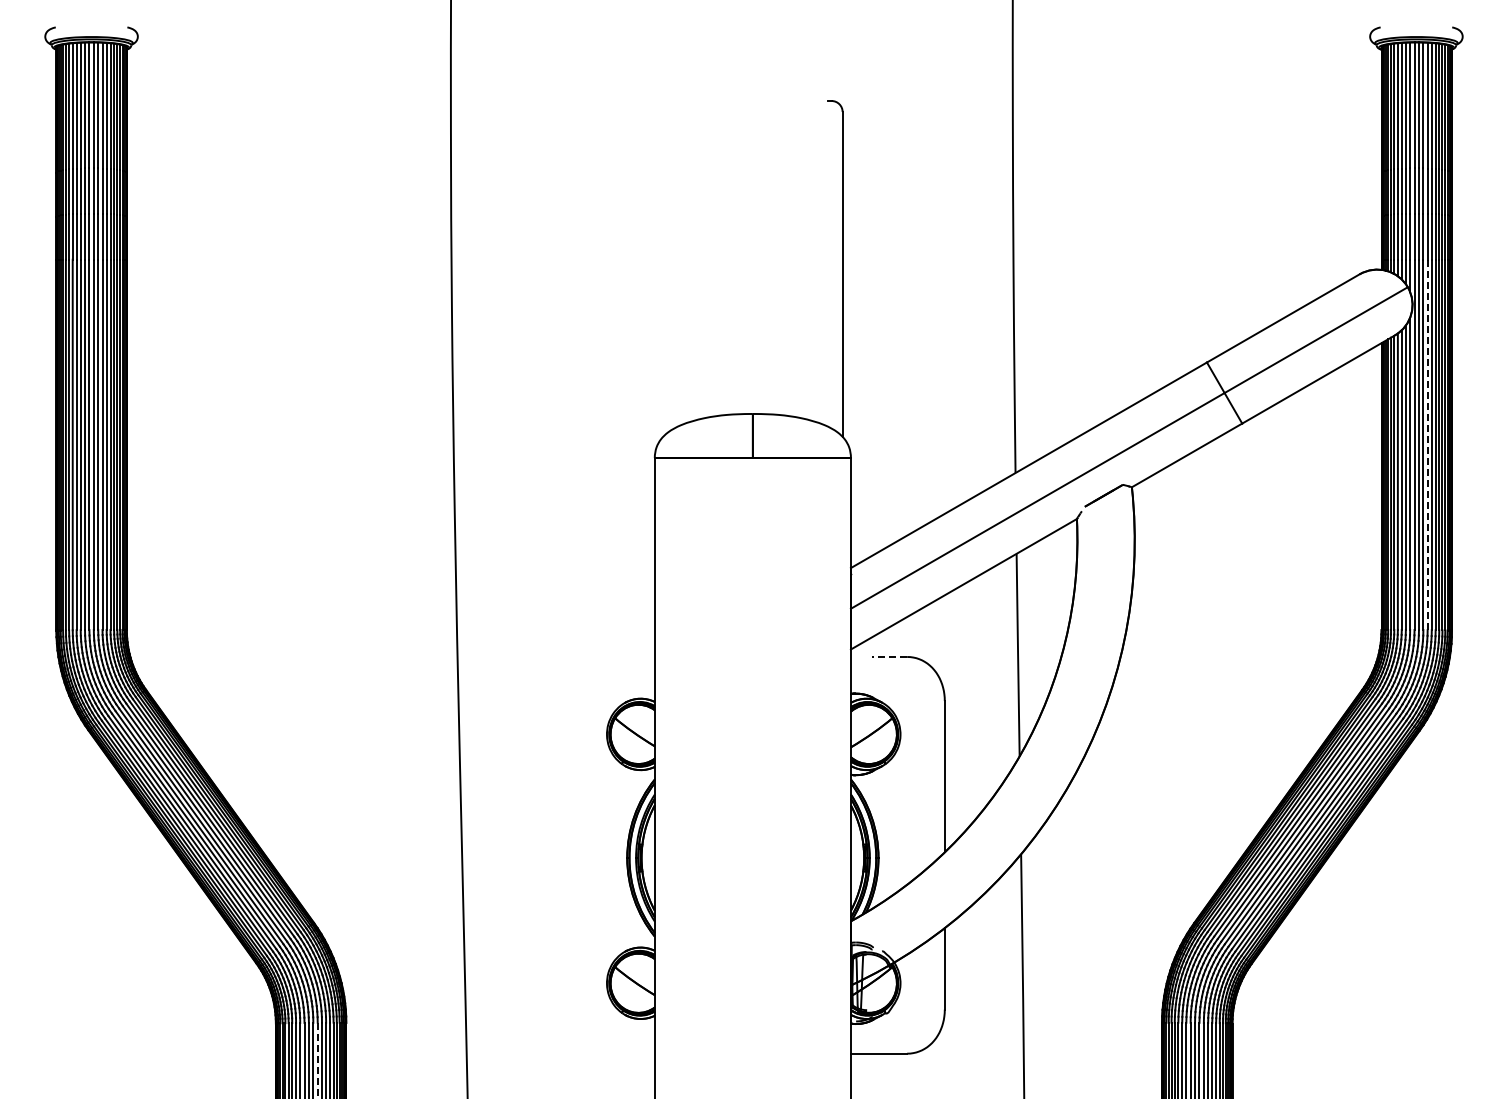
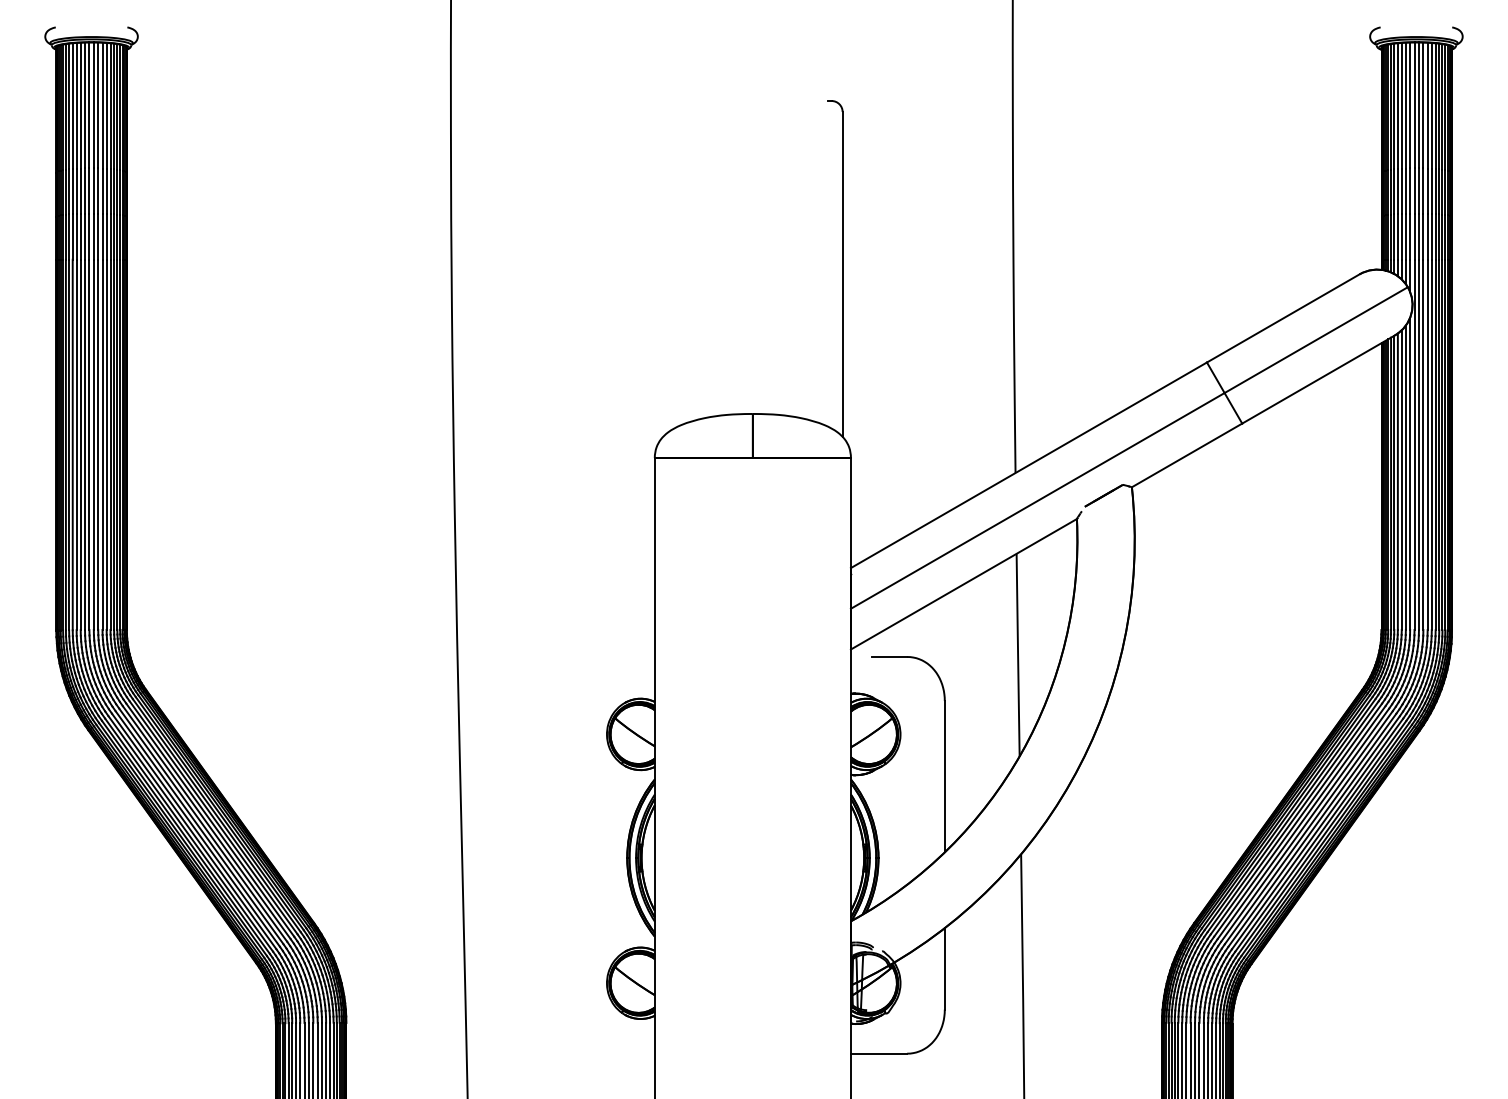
line: dashed -> solid (1427, 444)
line: dashed -> solid (889, 656)
line: dashed -> solid (317, 1060)
